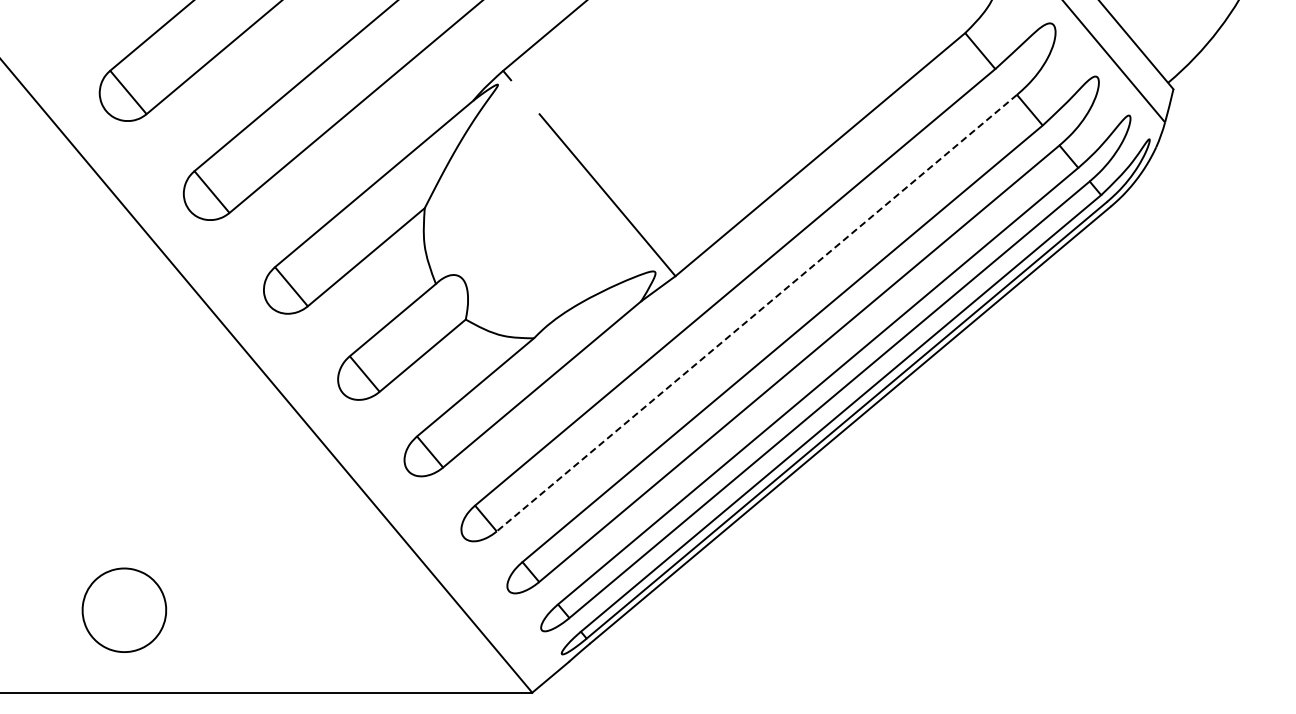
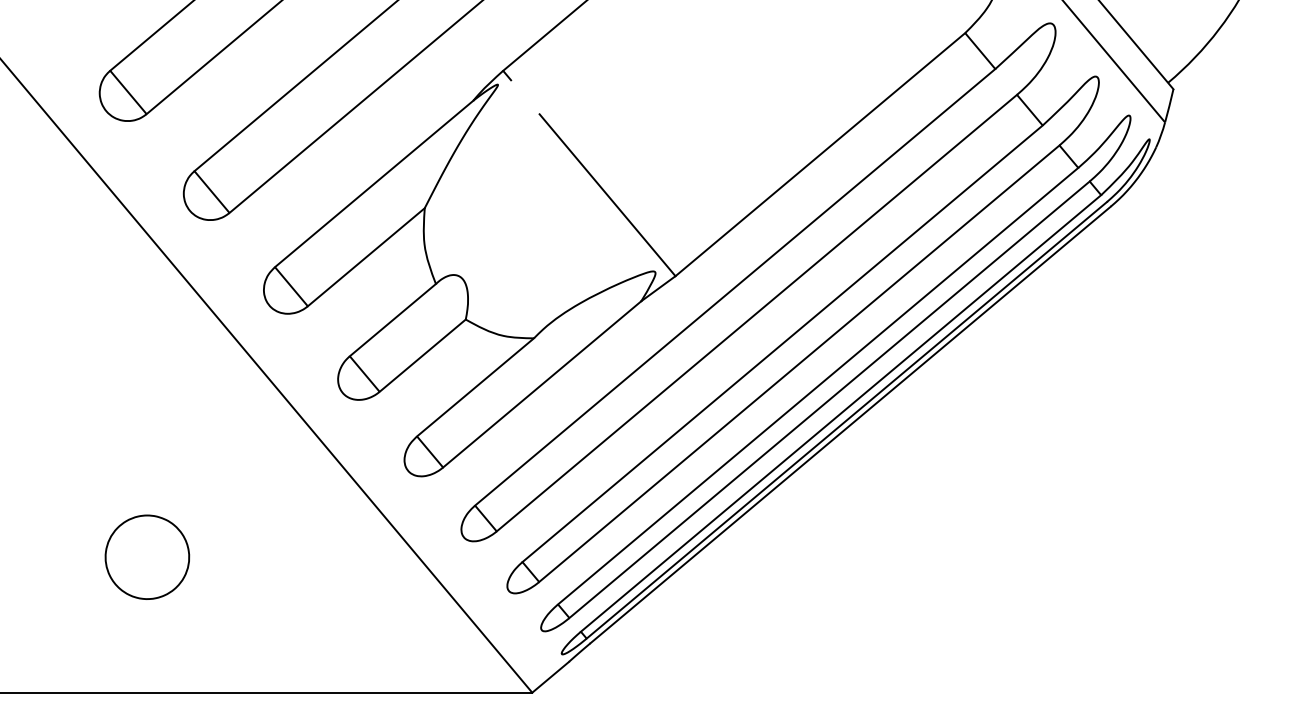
line: dashed -> solid (756, 313)
part position: (124, 609) -> (147, 556) (147, 556)
